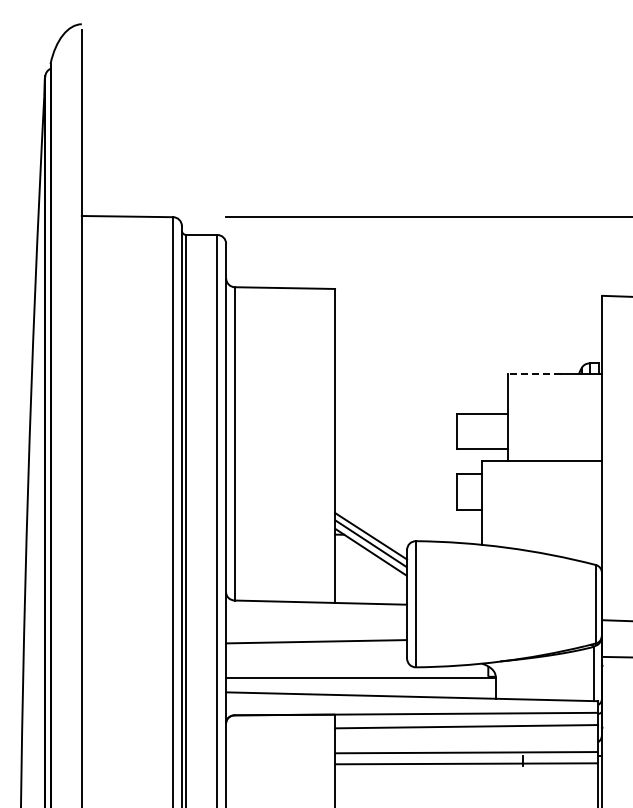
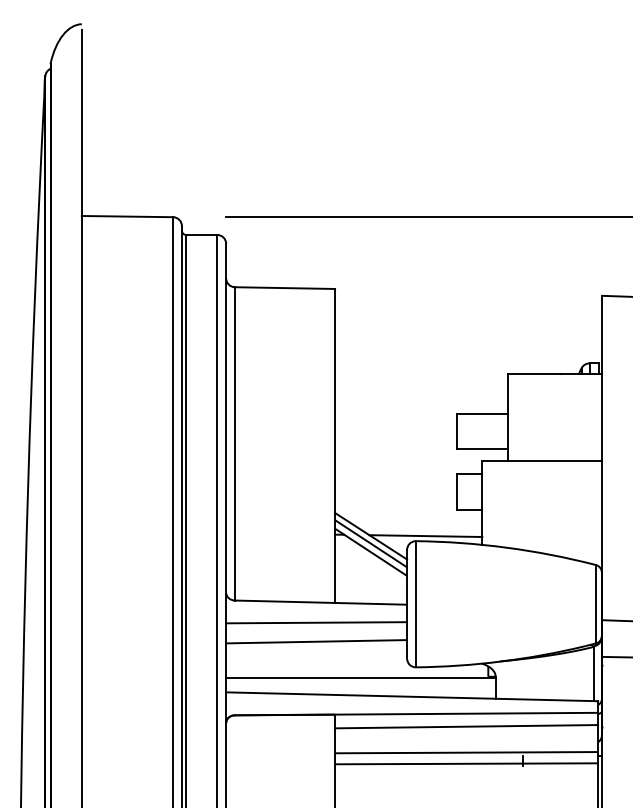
line: dashed -> solid (534, 374)
line: none -> present (425, 536)
line: none -> present (316, 622)
